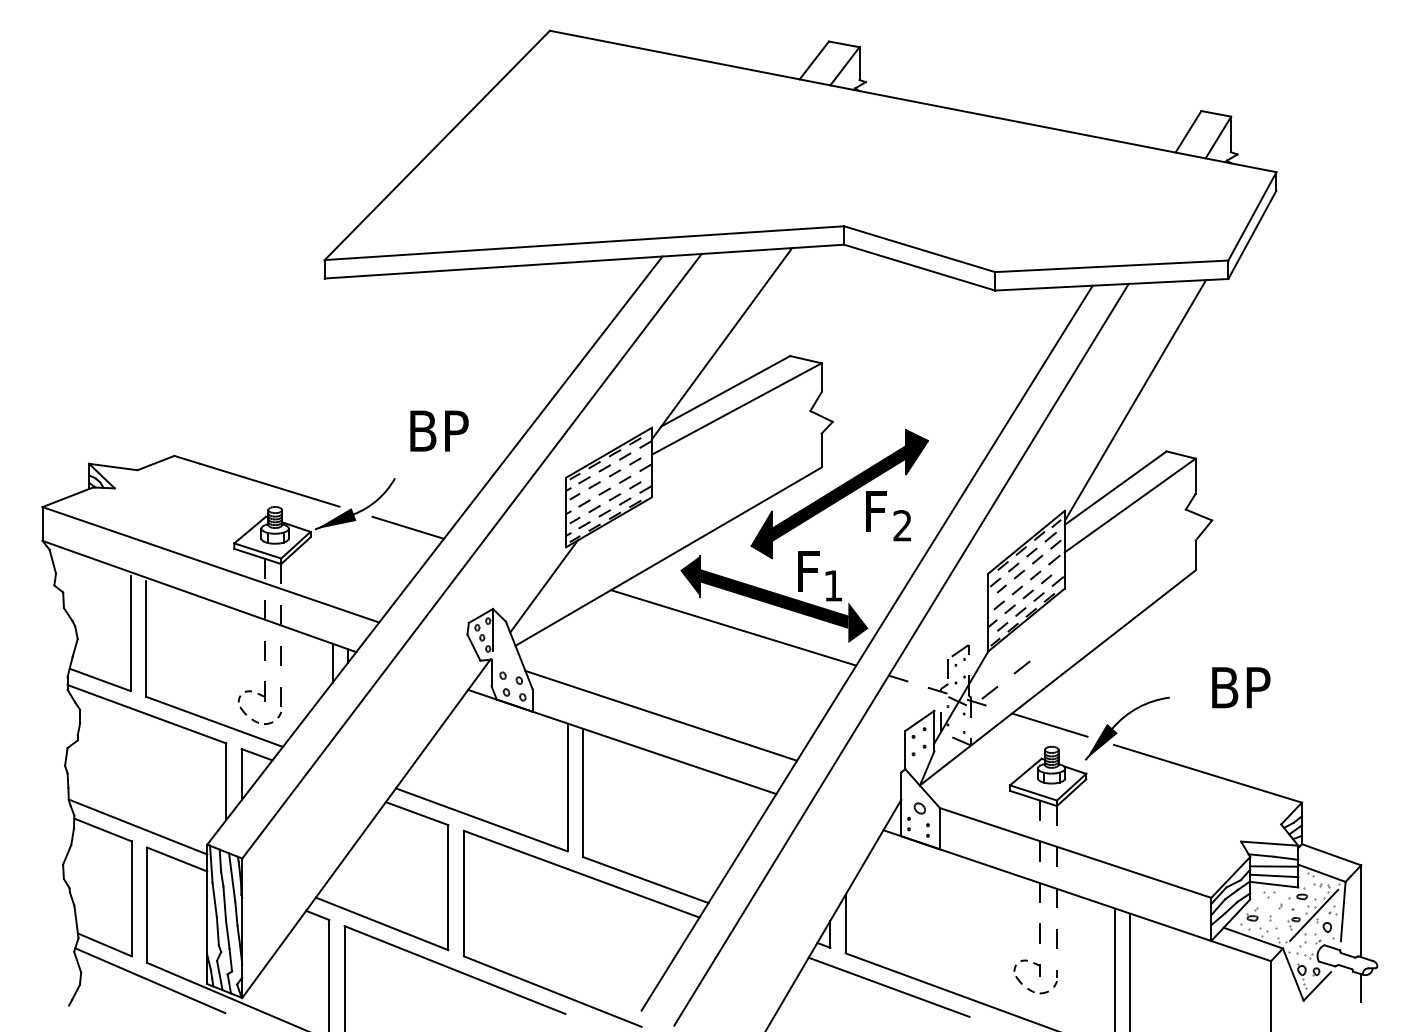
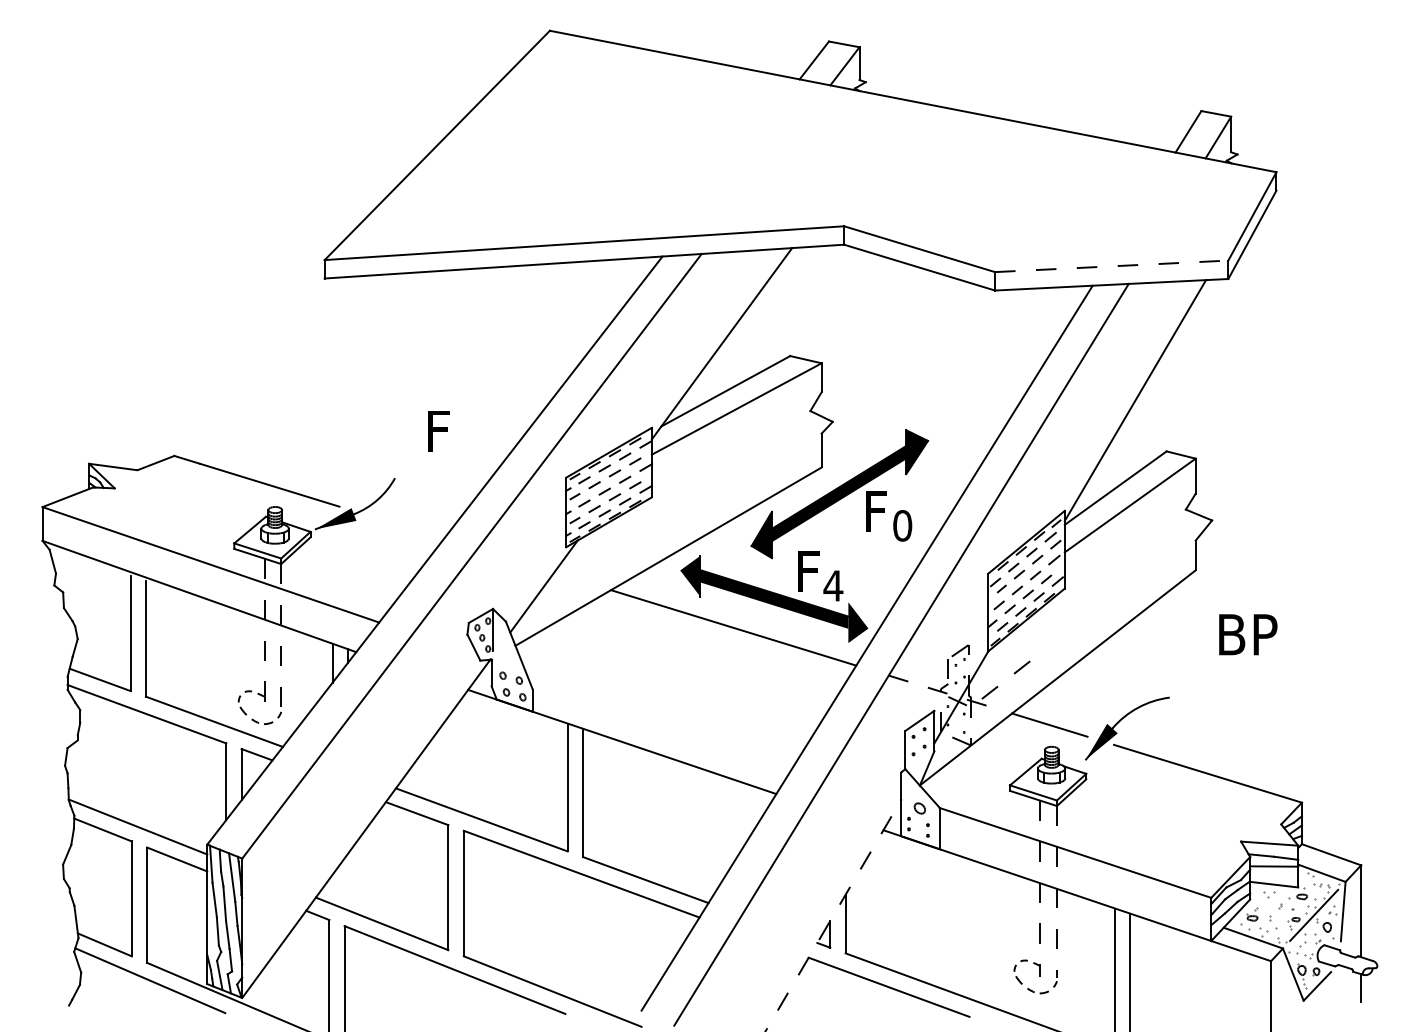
line: solid -> dashed (1111, 266)
text: BP -> F (439, 430)
text: 2 -> 0 (902, 525)
line: present -> none (408, 527)
text: 1 -> 4 (833, 585)
text position: (1241, 687) -> (1248, 634) (1248, 634)
line: present -> none (661, 715)
line: present -> none (1274, 875)
line: solid -> dashed (833, 915)
